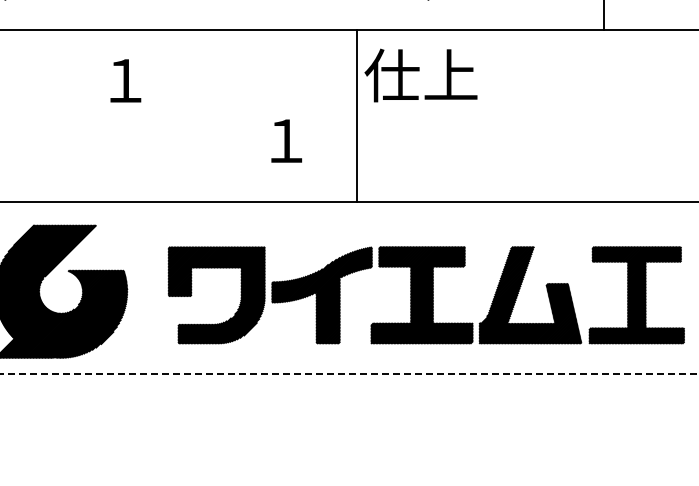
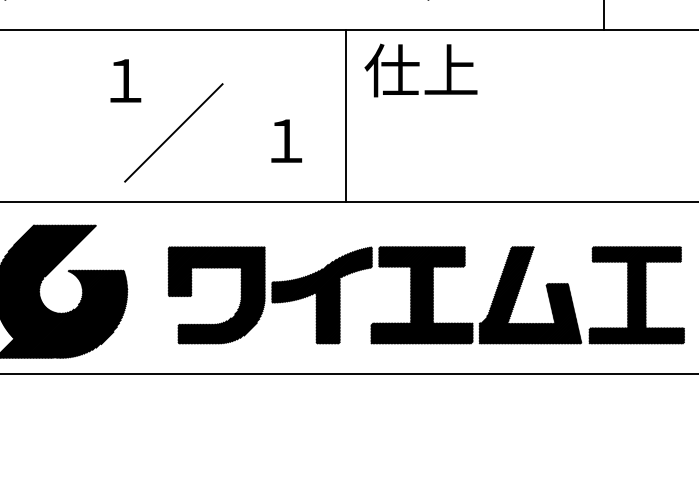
text position: (420, 75) -> (420, 70) (420, 70)
line position: (357, 115) -> (346, 115) (346, 115)
line: none -> present (173, 132)
line: dashed -> solid (349, 374)
